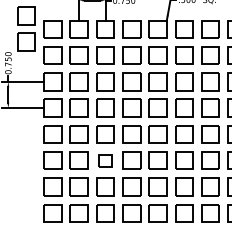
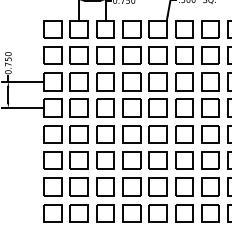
part: present -> none (26, 28)
part size: 15x14 px -> 19x19 px (105, 160)
